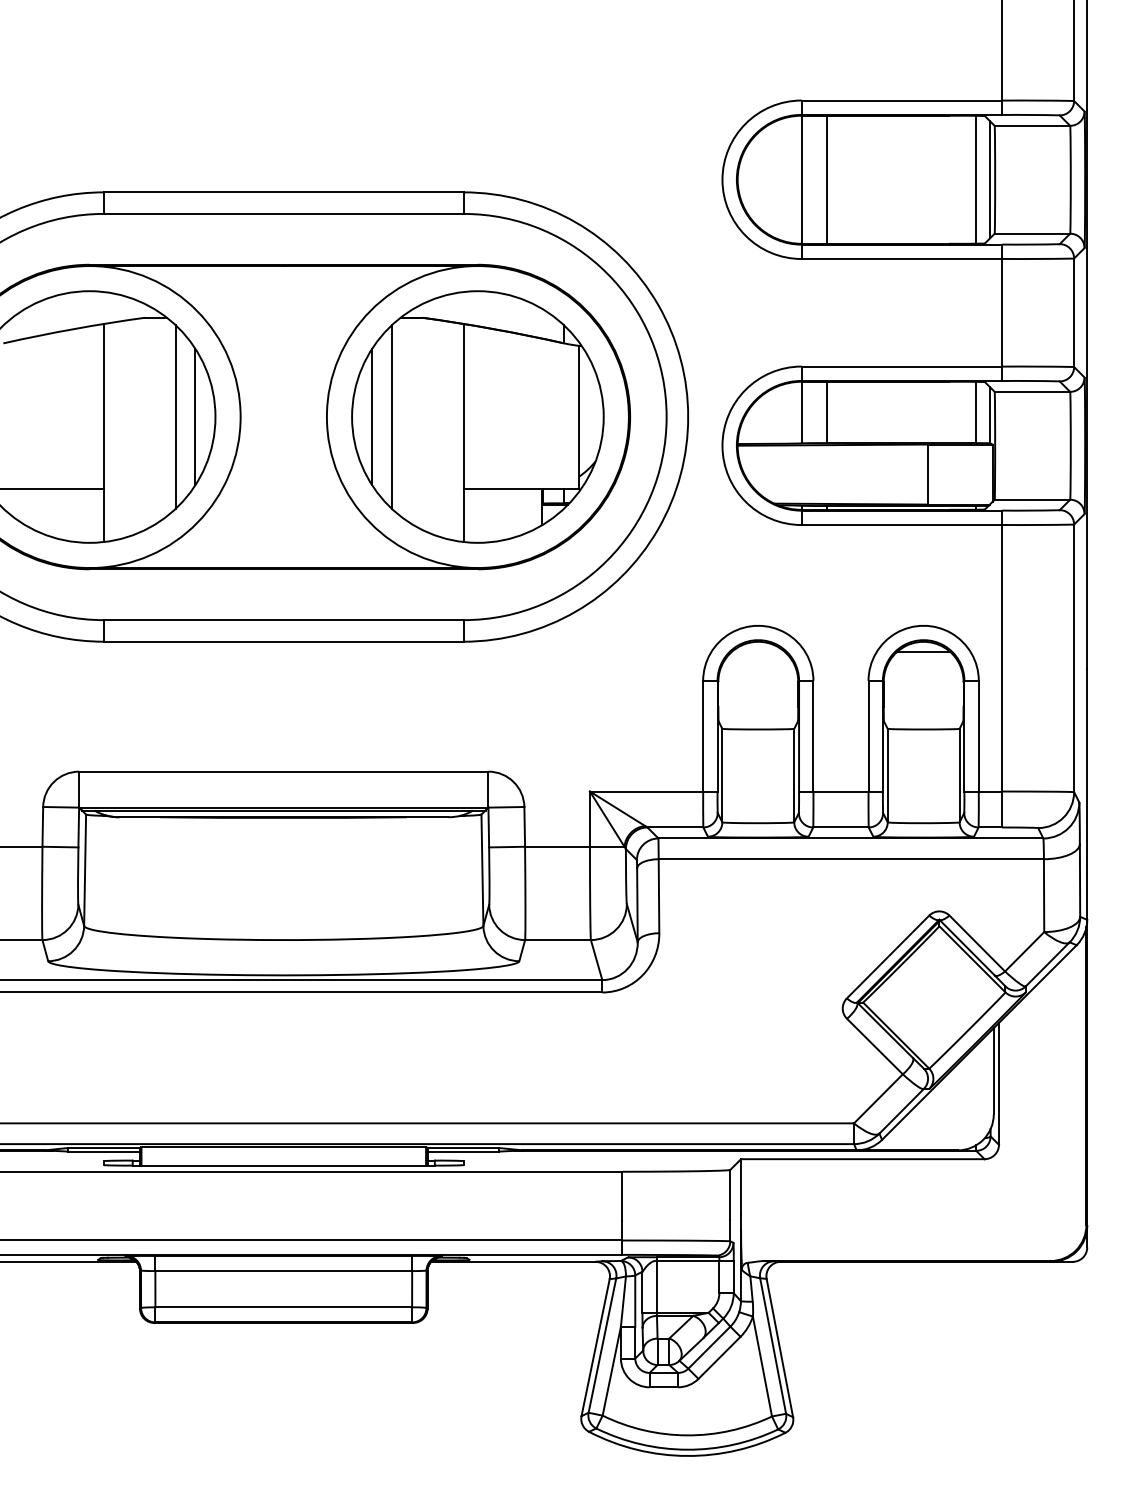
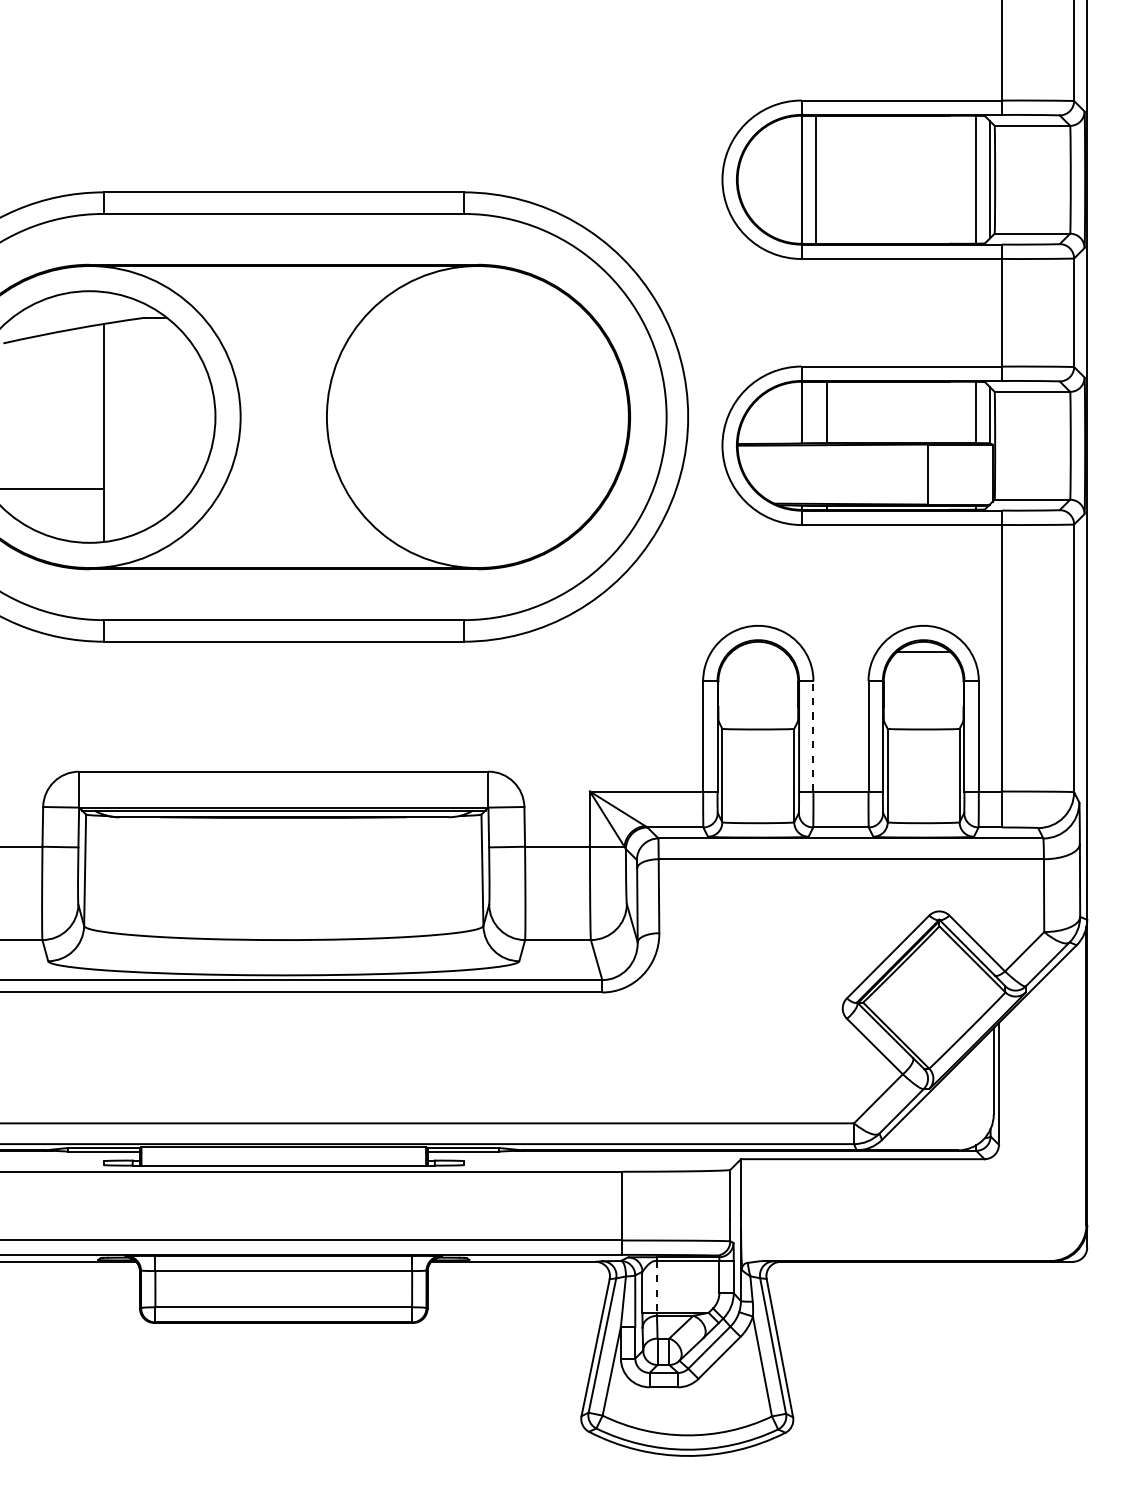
line position: (827, 179) -> (816, 179) (816, 179)
line: present -> none (175, 416)
line: present -> none (195, 416)
part: present -> none (477, 416)
line: solid -> dashed (813, 735)
line: solid -> dashed (656, 1287)
